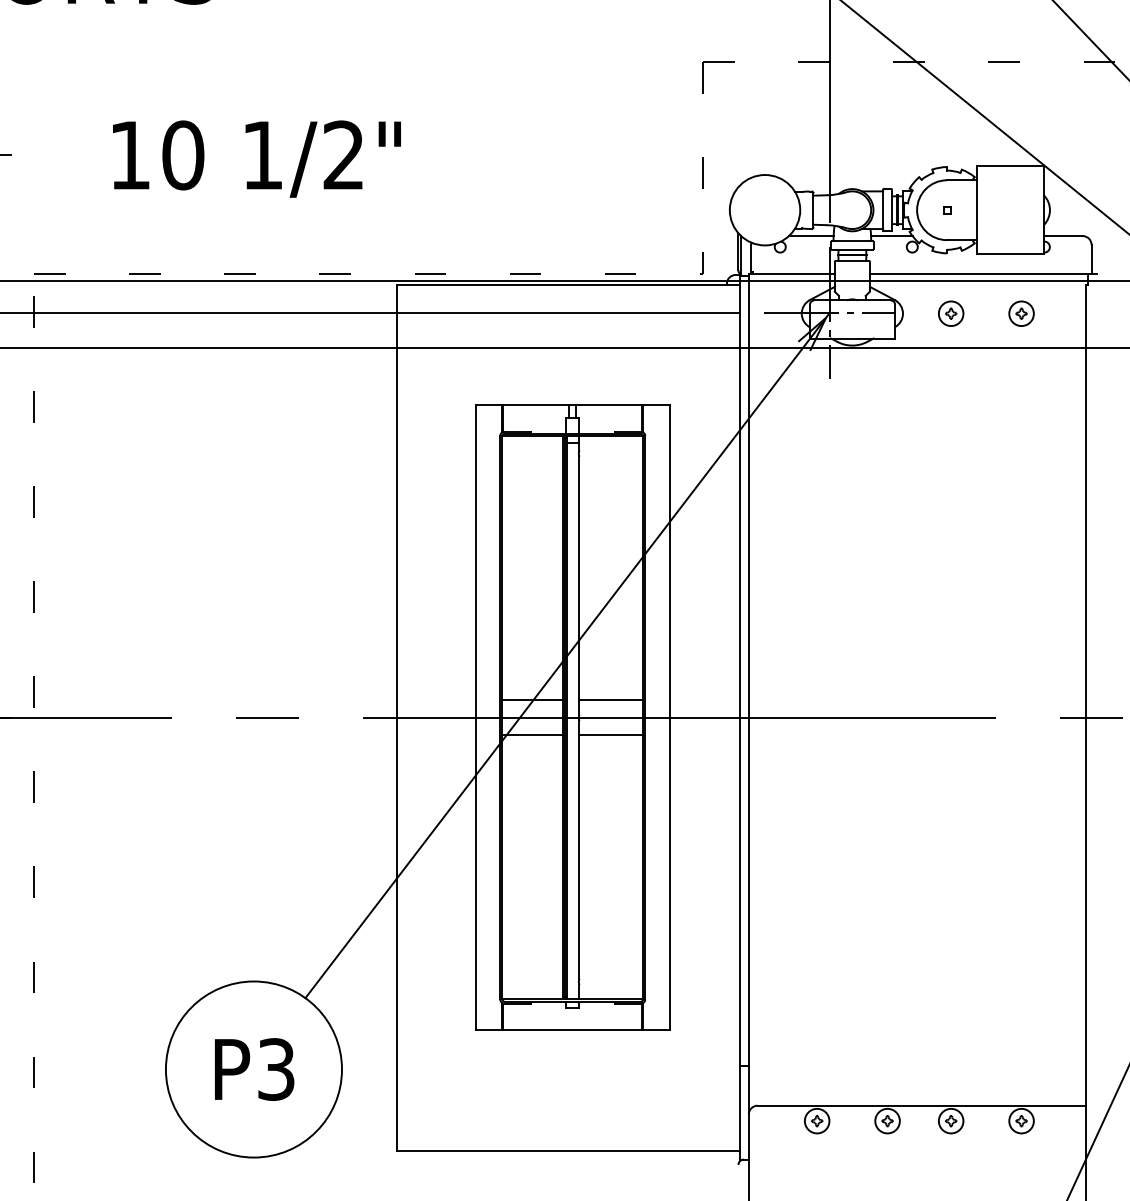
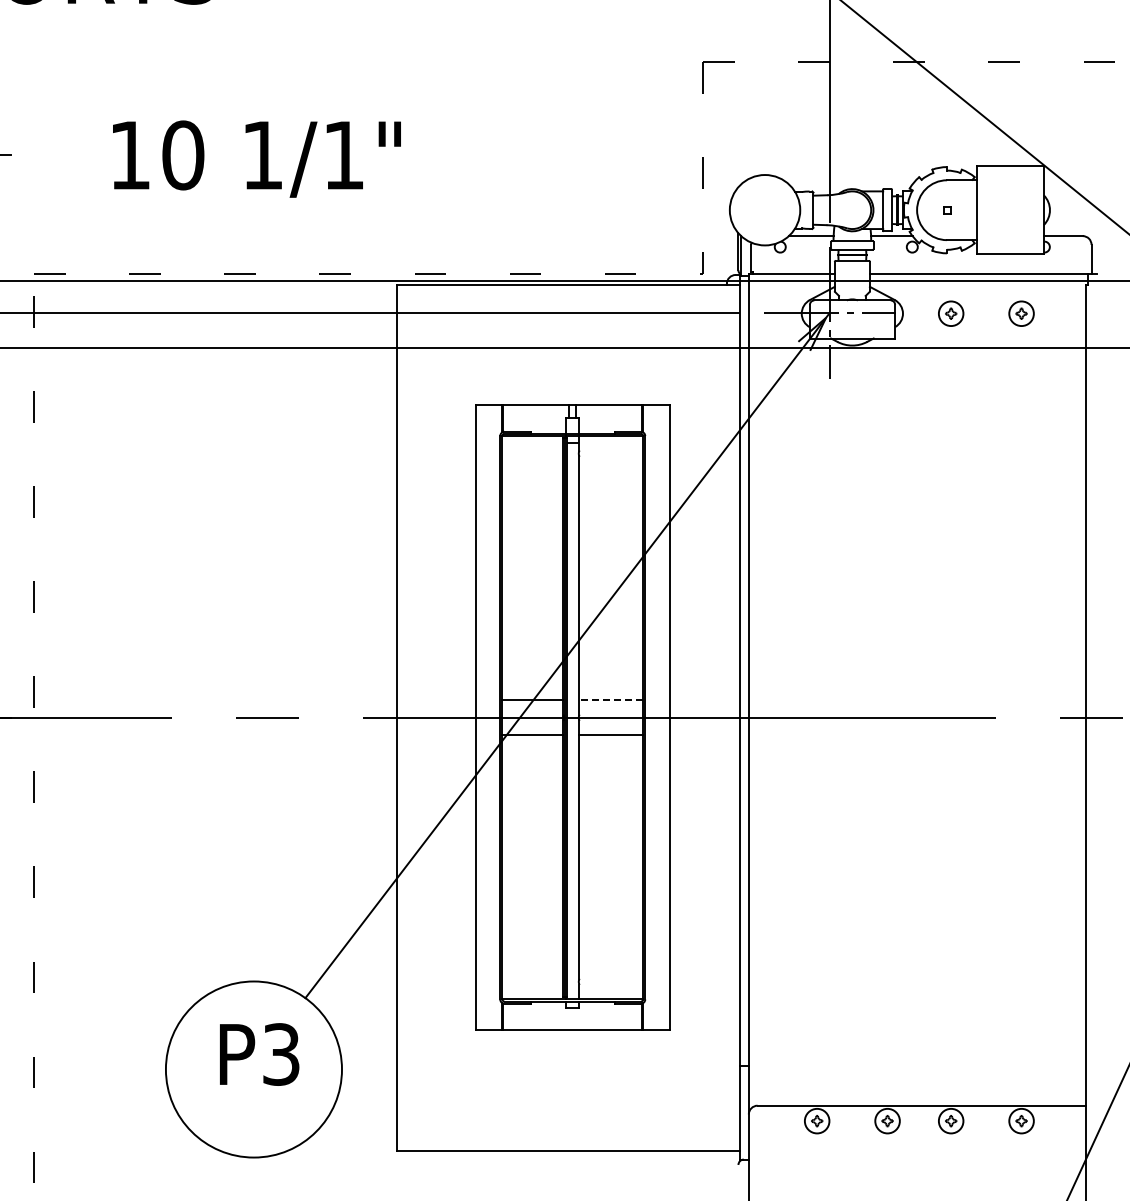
line: present -> none (1090, 39)
text: 1/2" -> 1/1" (342, 154)
line: solid -> dashed (611, 700)
text position: (254, 1069) -> (259, 1054) (259, 1054)
